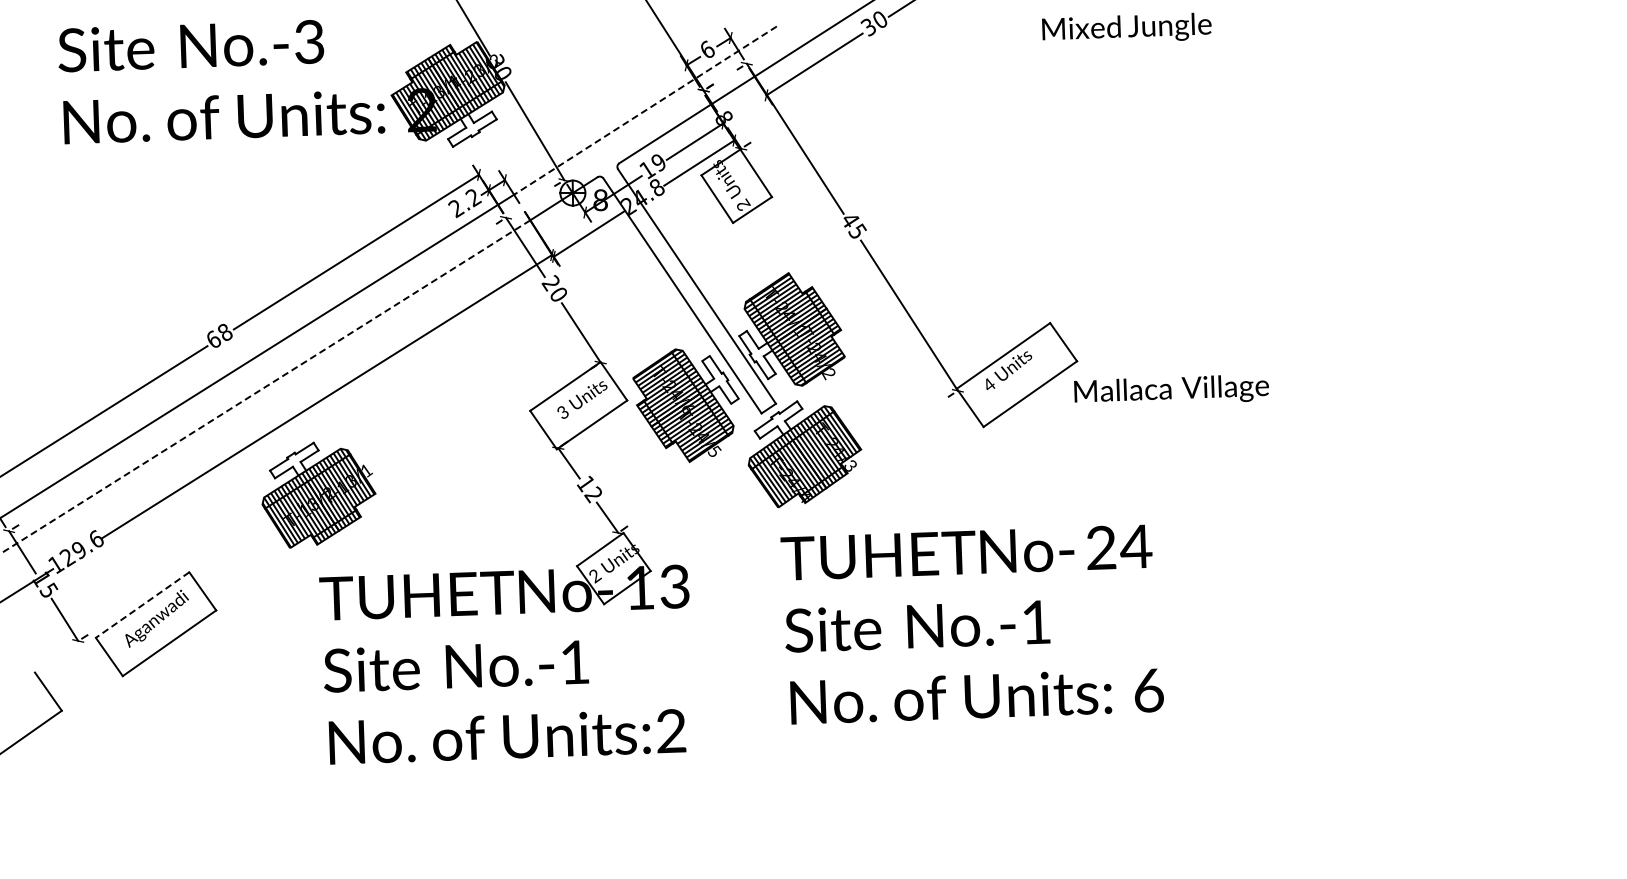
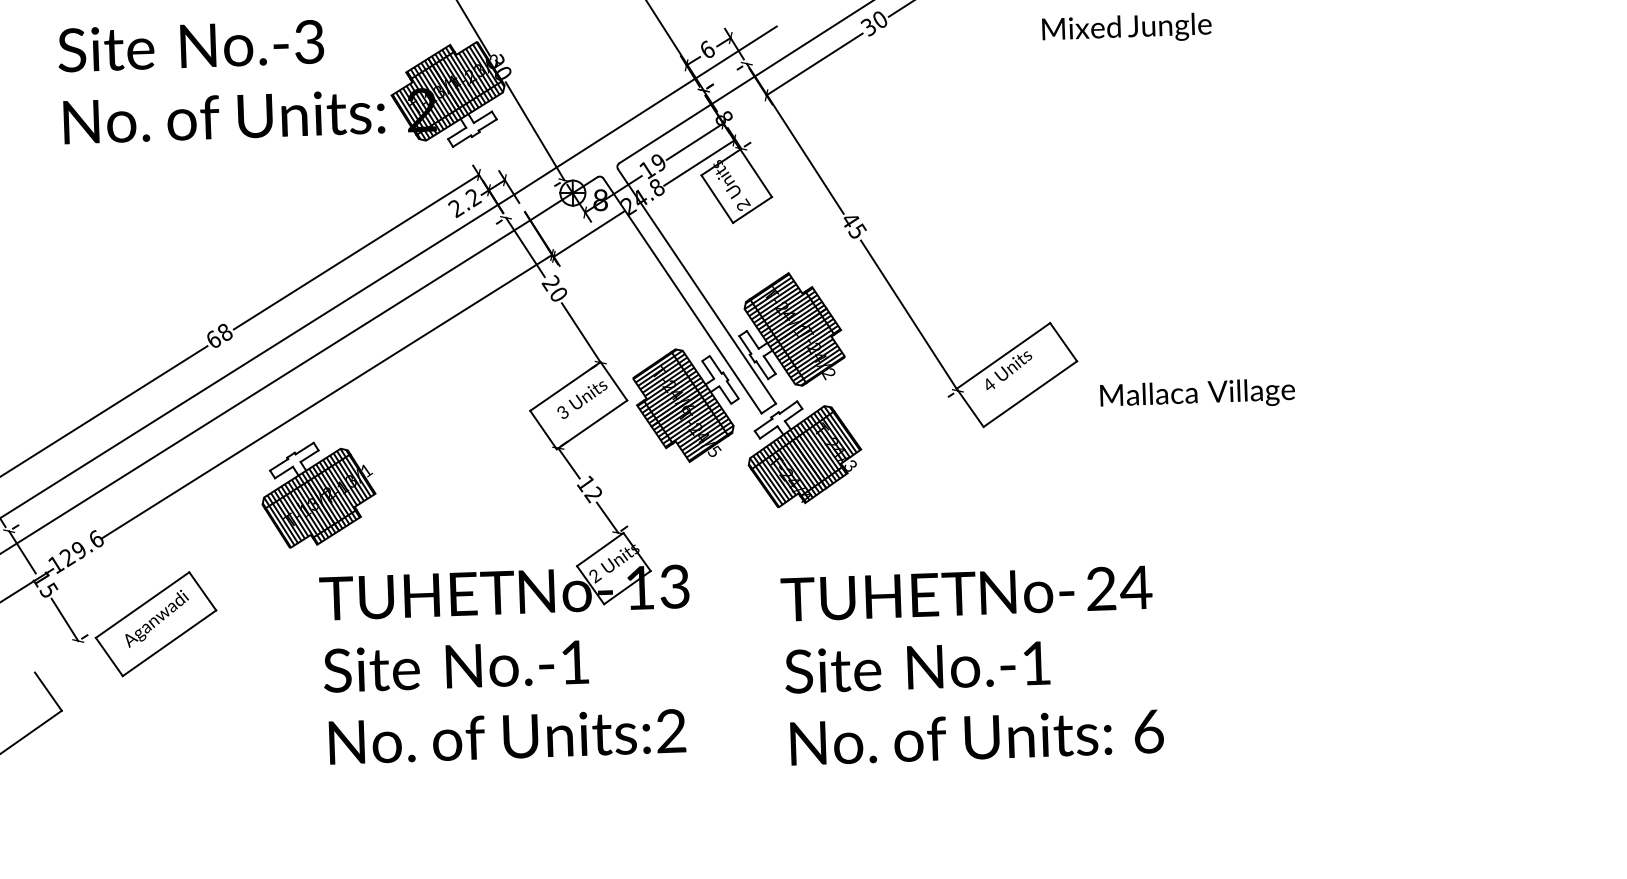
line: dashed -> solid (645, 110)
line: dashed -> solid (265, 386)
text position: (1171, 388) -> (1197, 392) (1197, 392)
line: dashed -> solid (142, 605)
text position: (971, 624) -> (971, 665) (971, 665)
